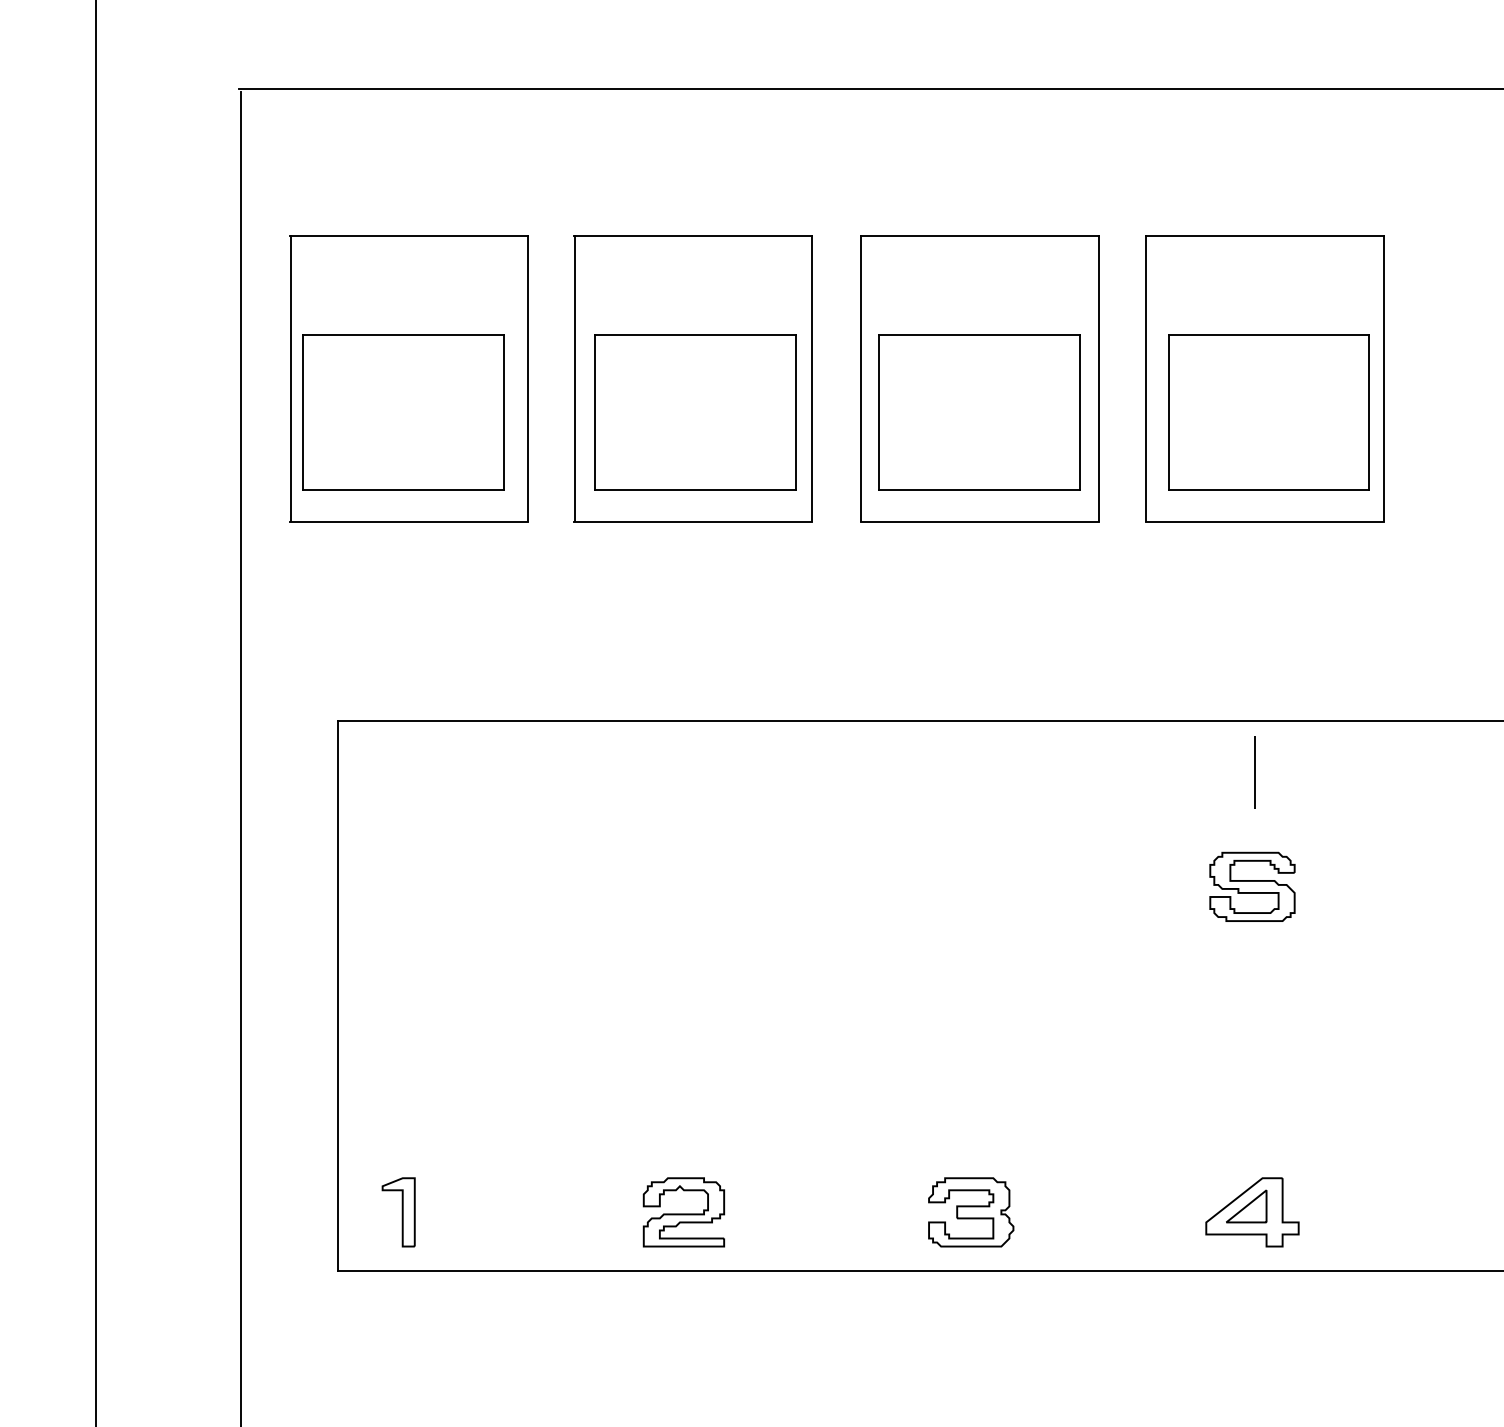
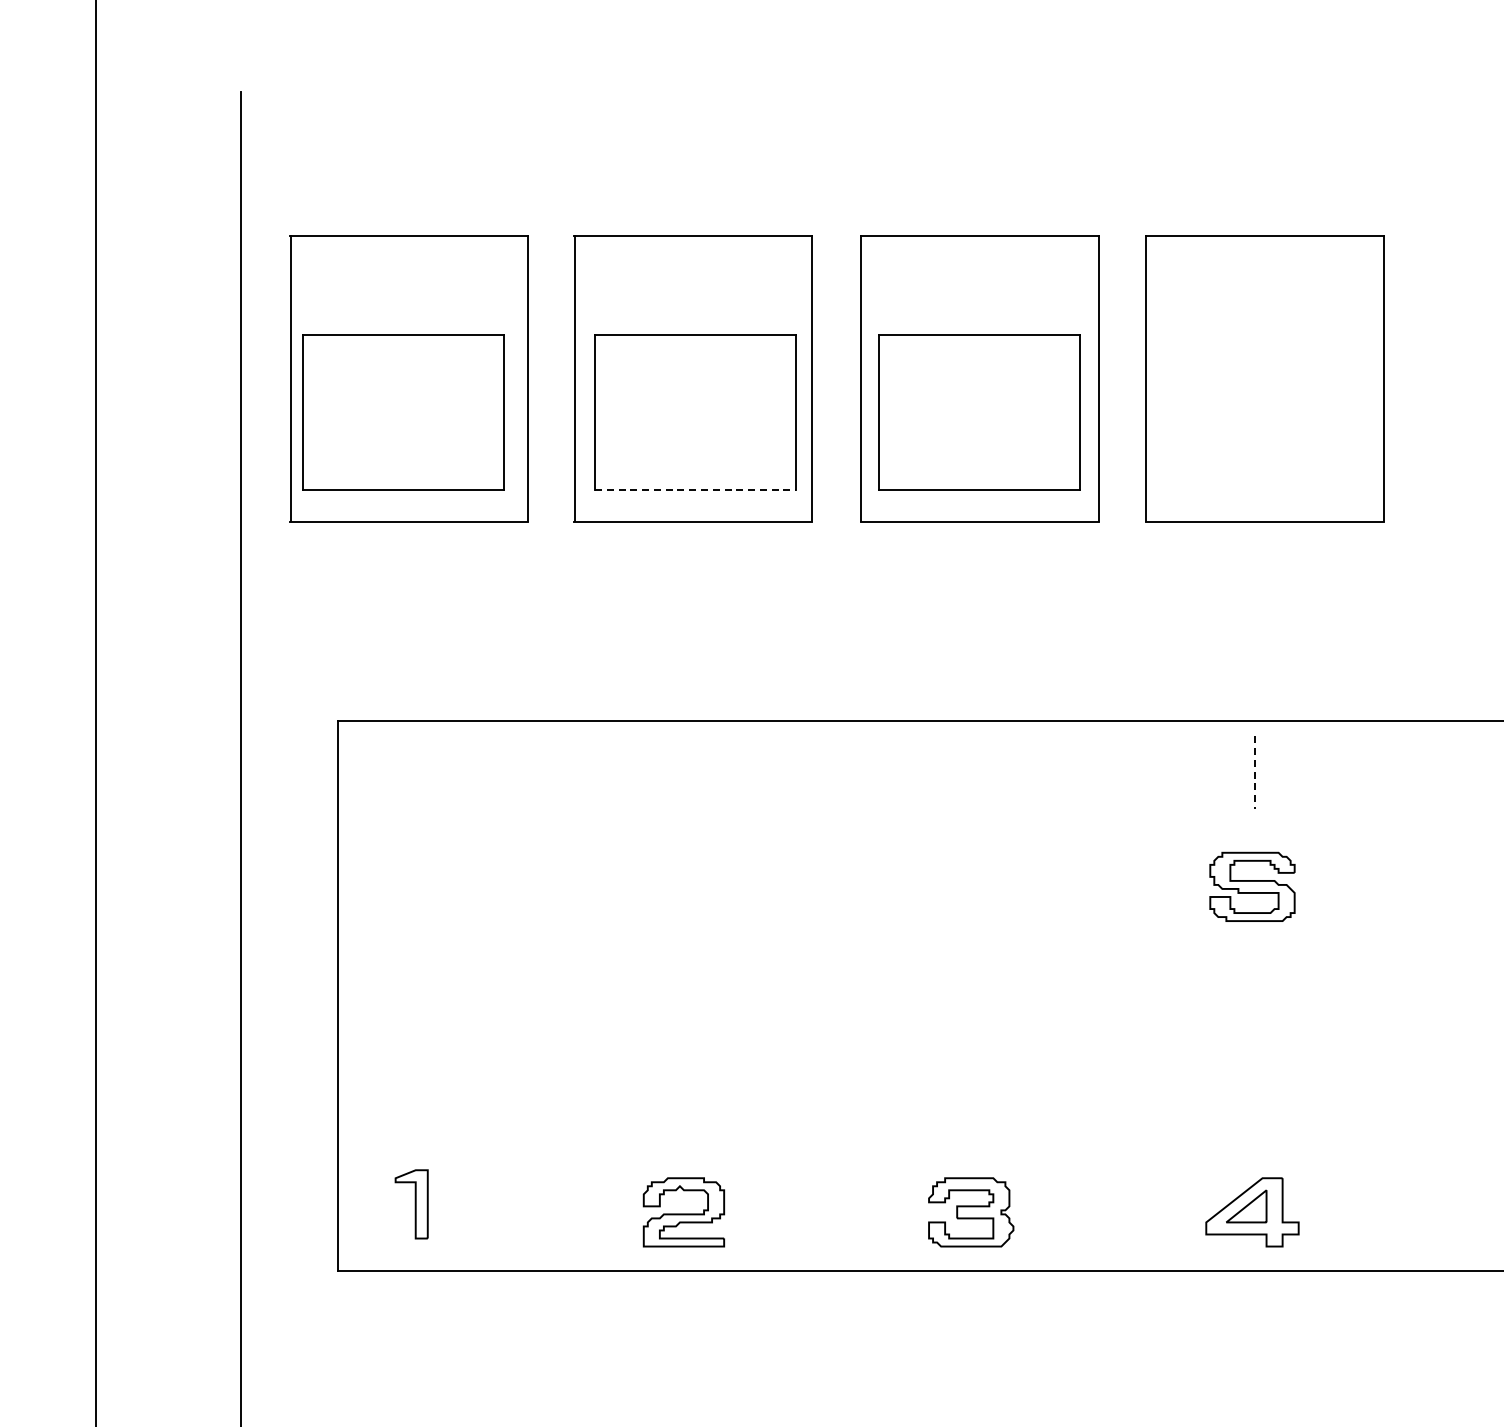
line: present -> none (869, 88)
part: present -> none (1268, 412)
line: solid -> dashed (695, 490)
line: solid -> dashed (1254, 772)
part position: (398, 1212) -> (411, 1204) (411, 1204)
